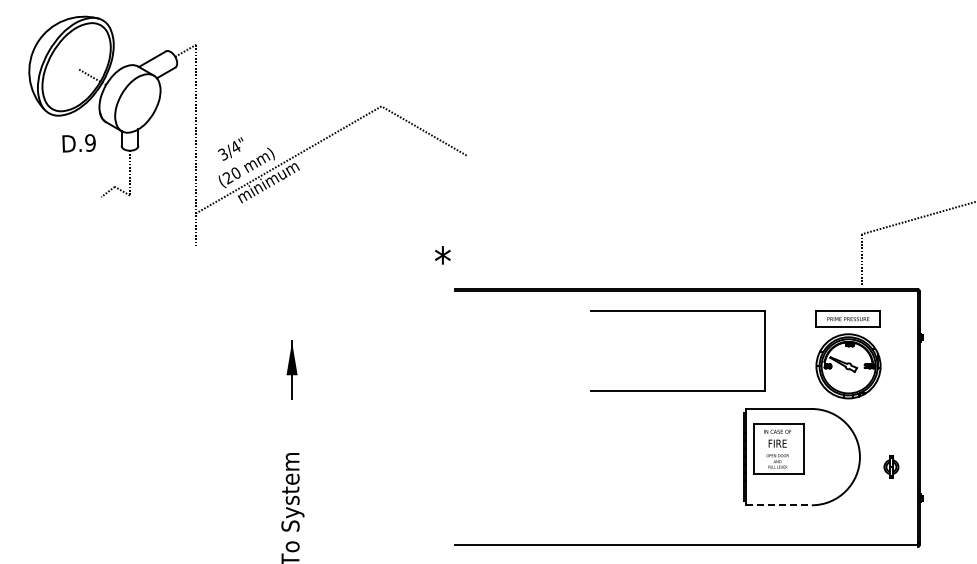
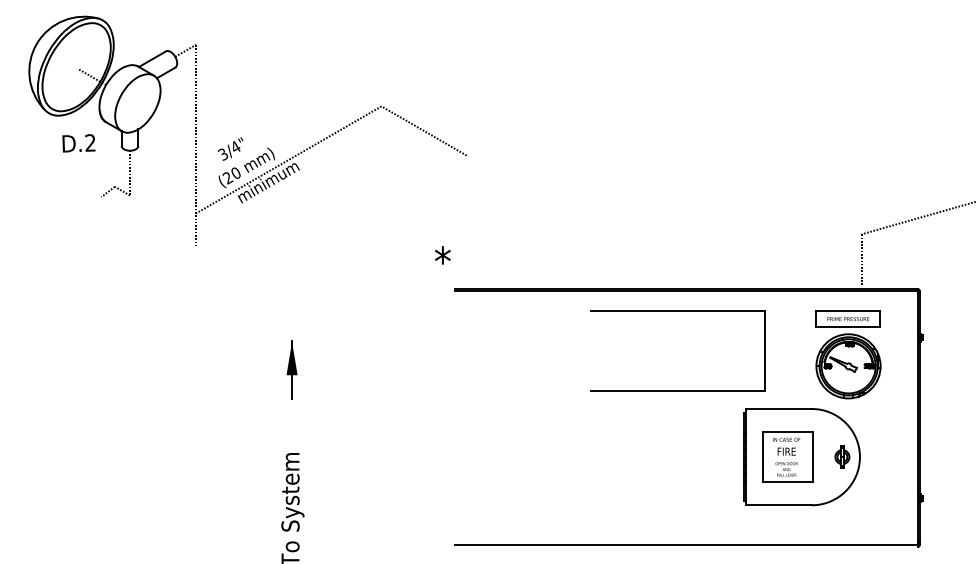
text: D.9 -> D.2 (90, 142)
part position: (778, 448) -> (787, 456) (787, 456)
part position: (891, 466) -> (842, 456) (842, 456)
line: dashed -> solid (779, 505)
